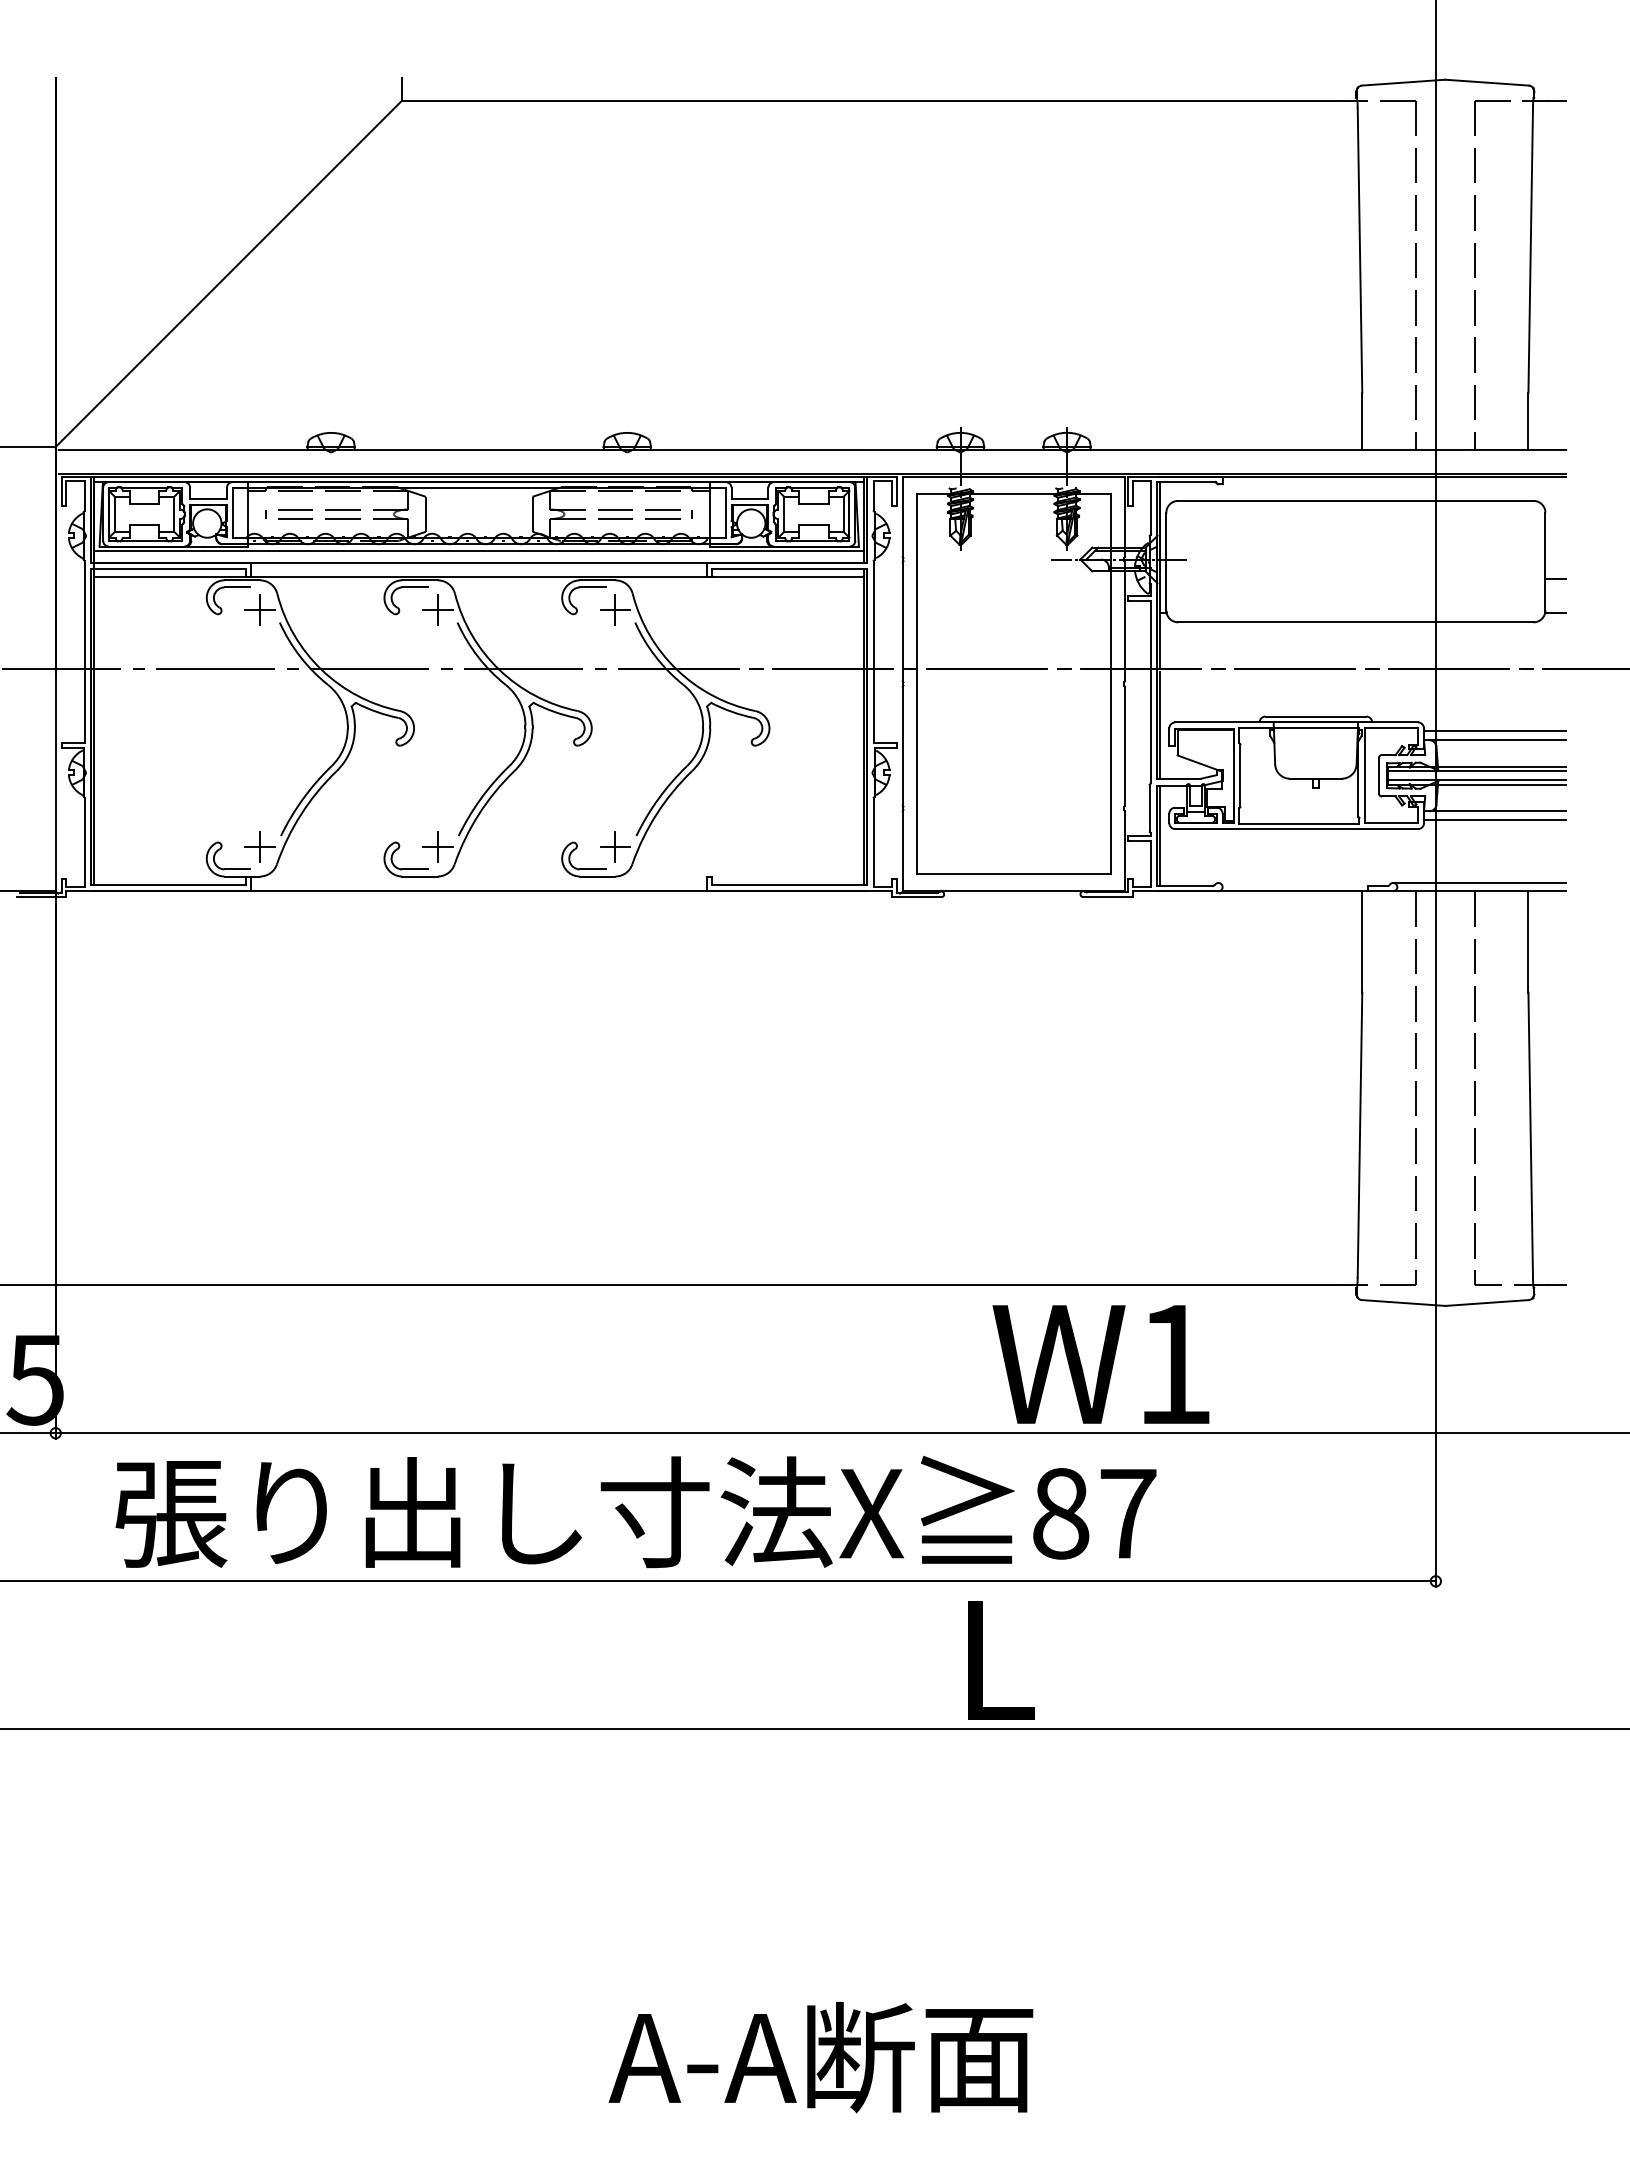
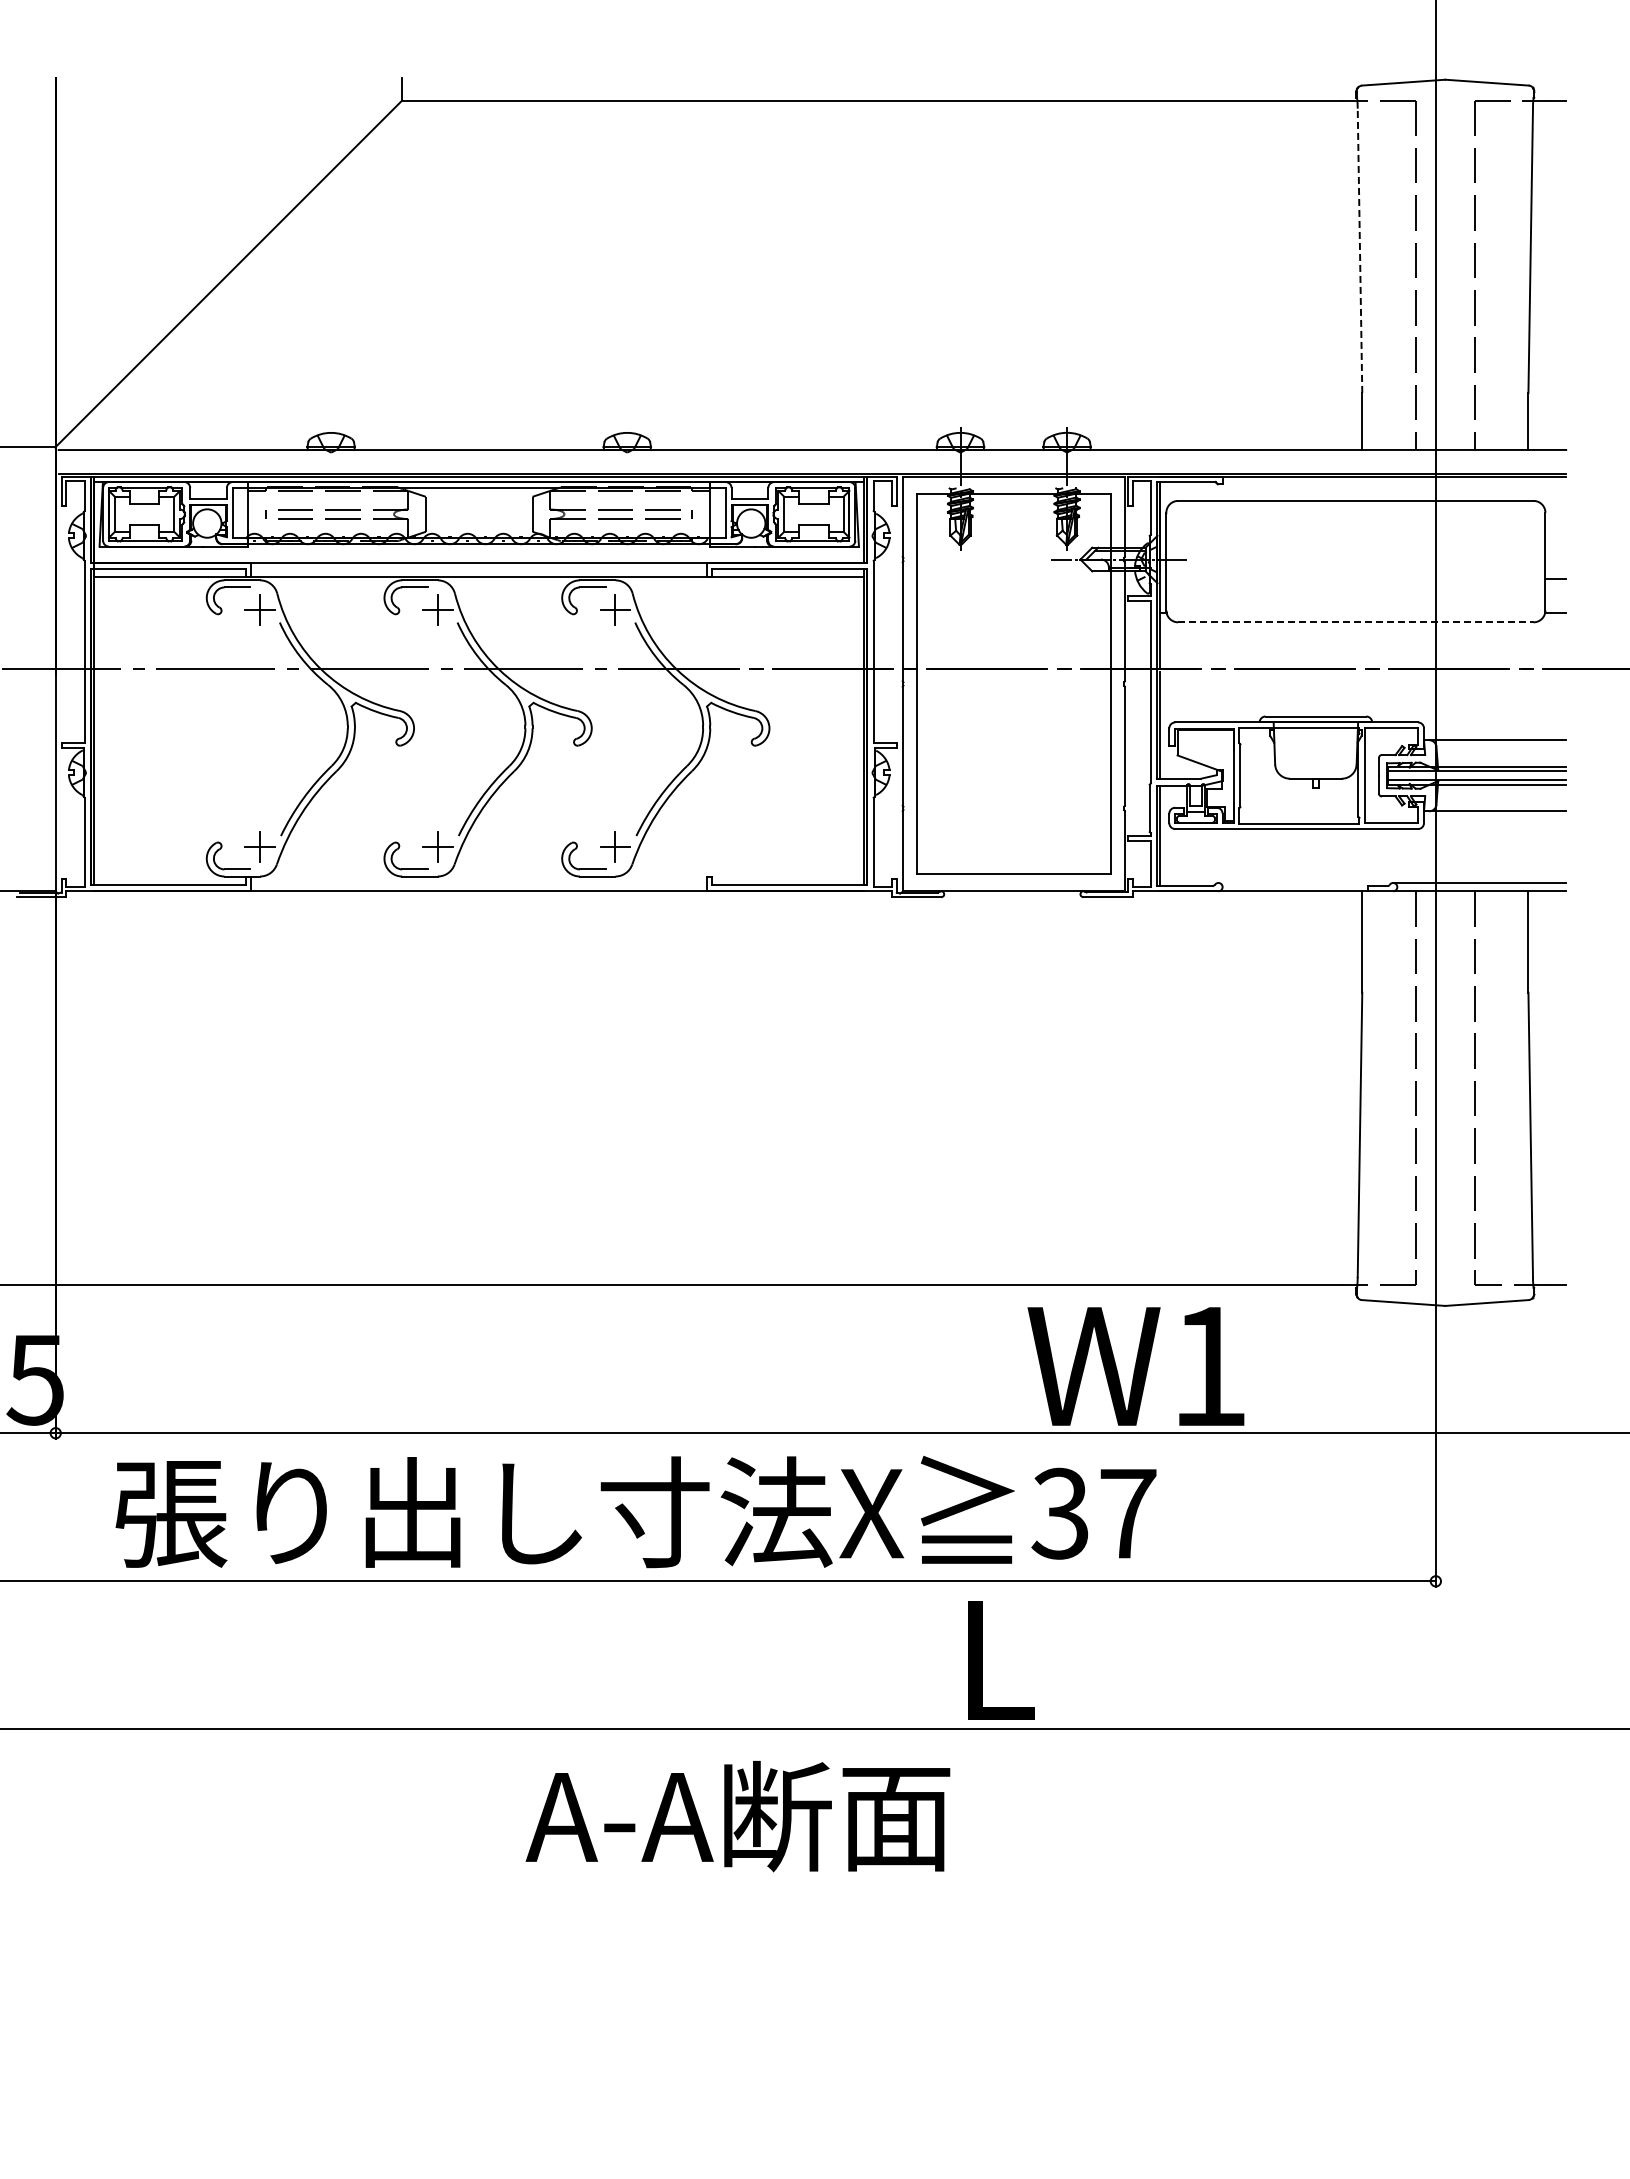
line: solid -> dashed (1359, 250)
line: present -> none (479, 550)
line: solid -> dashed (1355, 622)
line: present -> none (1495, 731)
line: present -> none (1495, 820)
text position: (1100, 1364) -> (1135, 1366) (1135, 1366)
text: 87 -> 37 (1060, 1513)
text position: (820, 2057) -> (737, 1816) (737, 1816)
